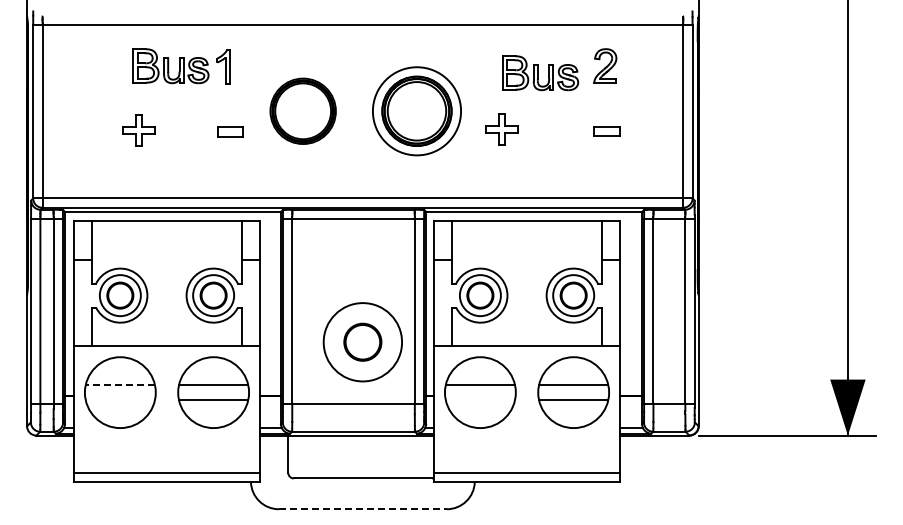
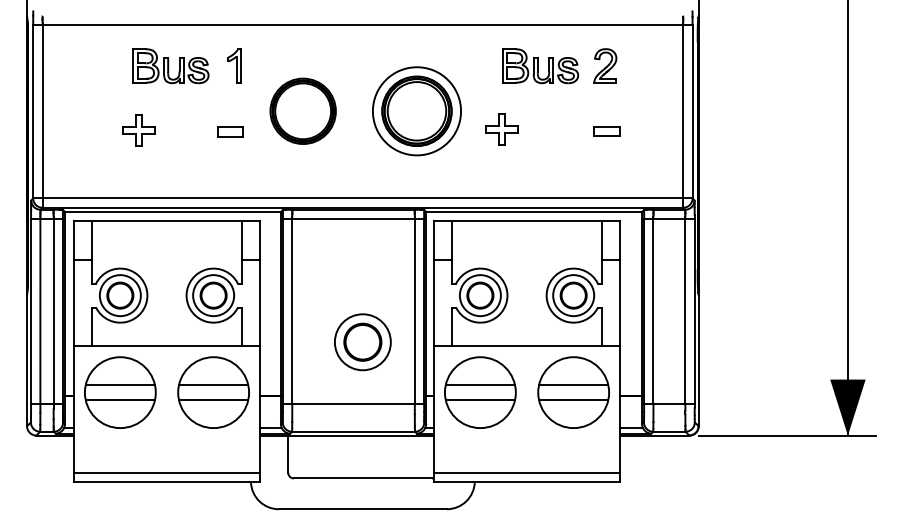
part position: (223, 66) -> (234, 65) (234, 65)
part position: (540, 73) -> (540, 66) (540, 66)
circle diameter: 78 px -> 56 px (362, 342)
line: dashed -> solid (120, 385)
line: none -> present (120, 400)
line: none -> present (480, 400)
line: dashed -> solid (362, 509)
